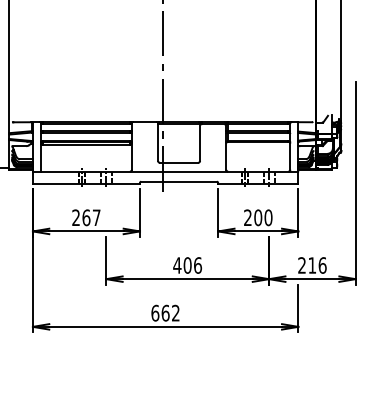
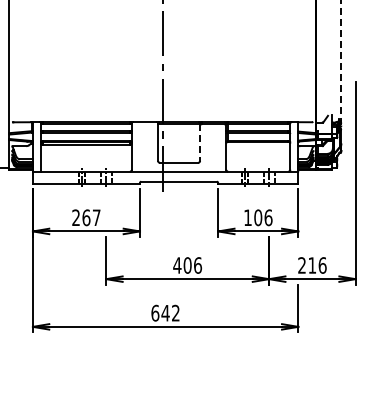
line: solid -> dashed (341, 65)
line: solid -> dashed (200, 142)
text: 200 -> 106 (258, 217)
text: 662 -> 642 (165, 312)
